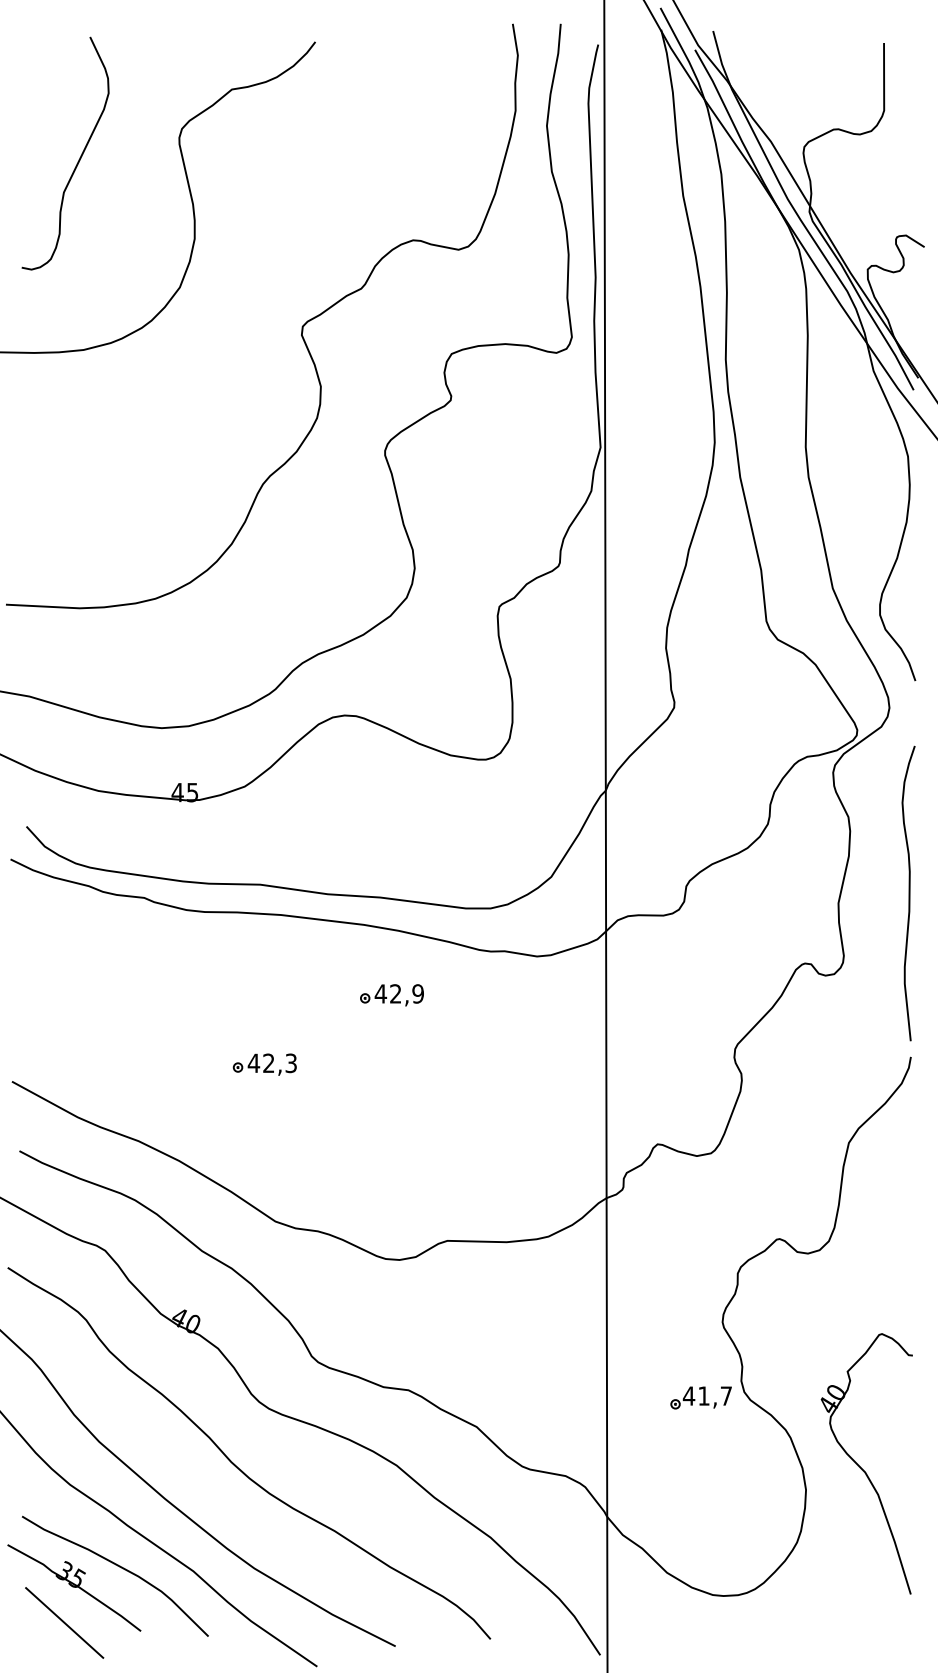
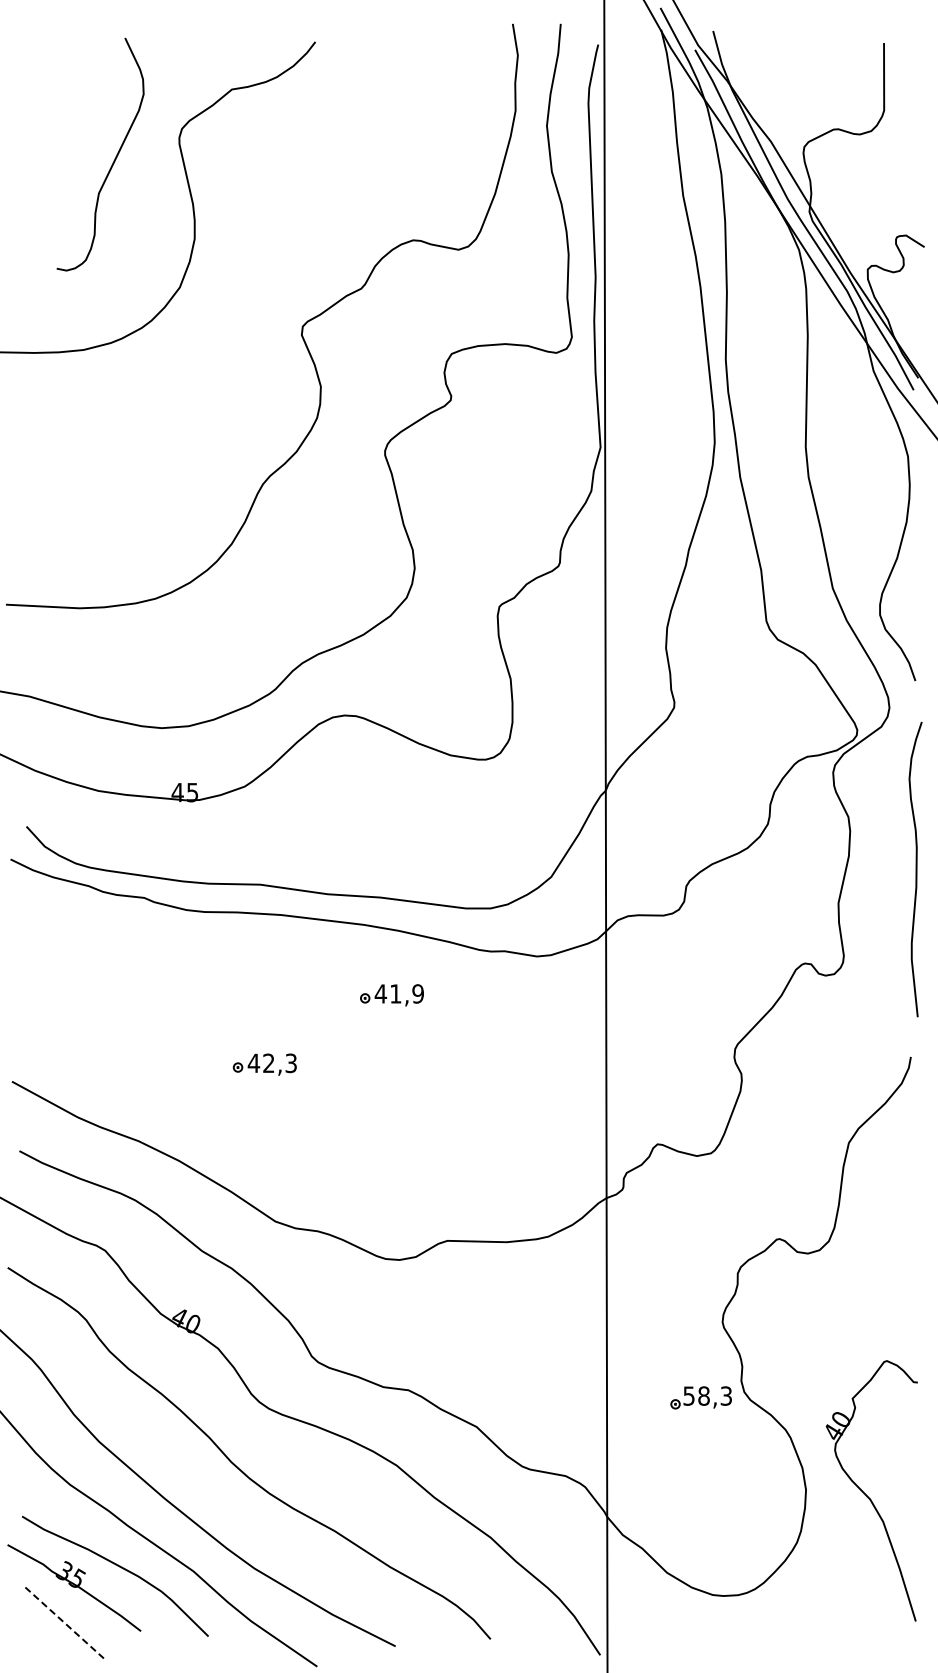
curve position: (78, 159) -> (113, 160) (113, 160)
curve position: (908, 893) -> (915, 869) (915, 869)
text: 42,9 -> 41,9 (395, 993)
text: 41,7 -> 58,3 (706, 1395)
part position: (861, 1467) -> (866, 1494) (866, 1494)
line: solid -> dashed (64, 1622)
